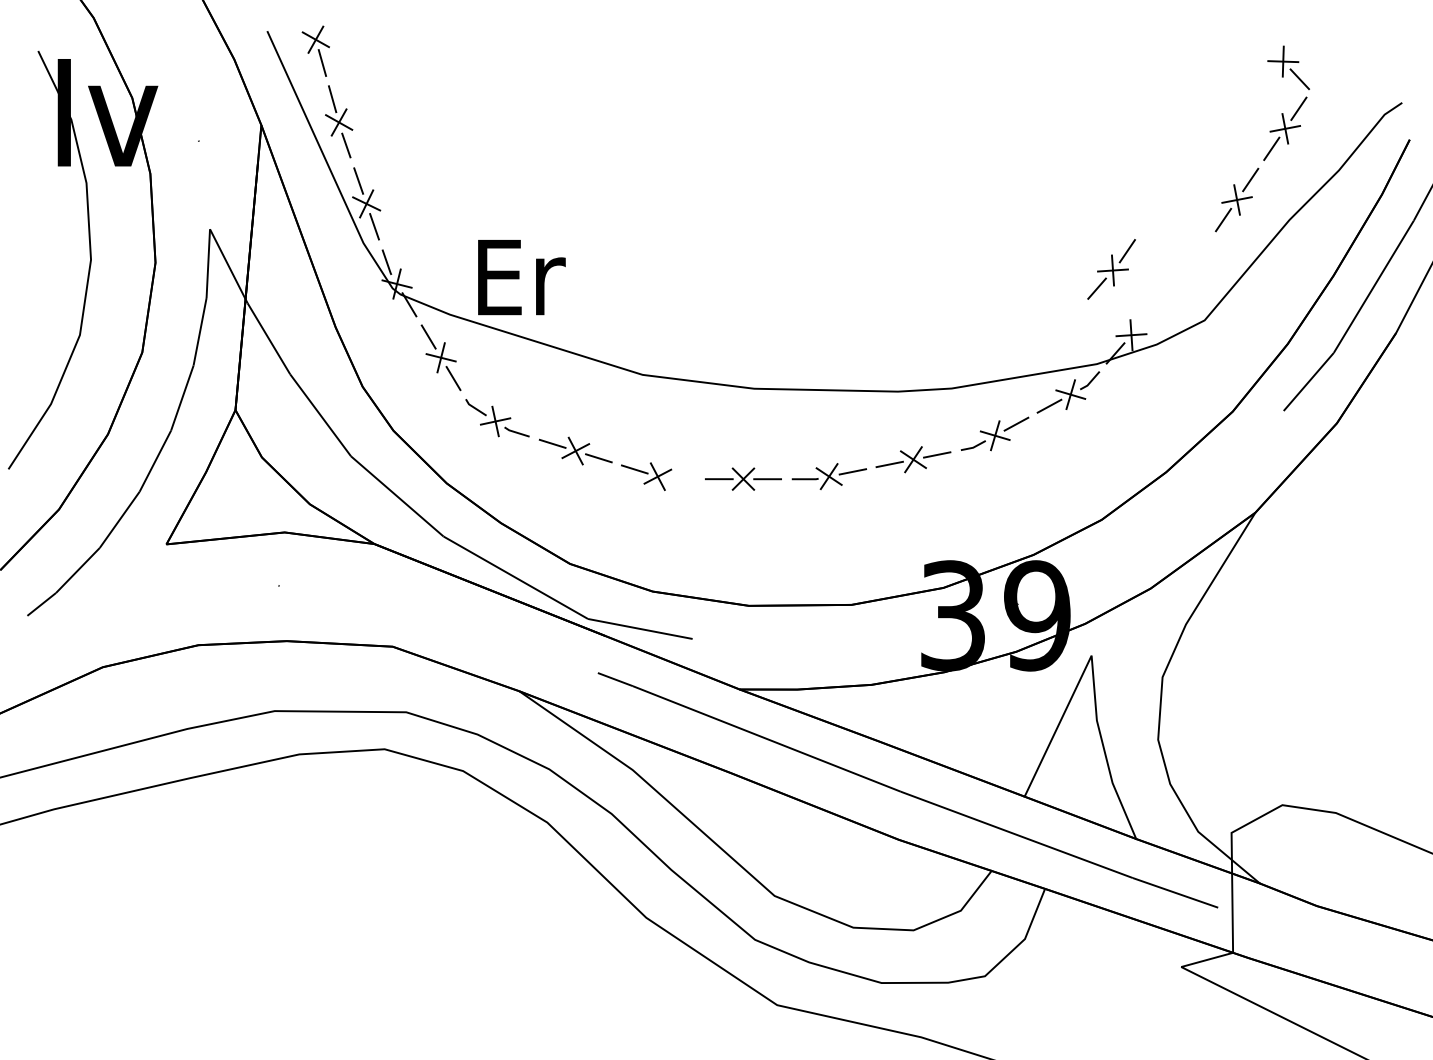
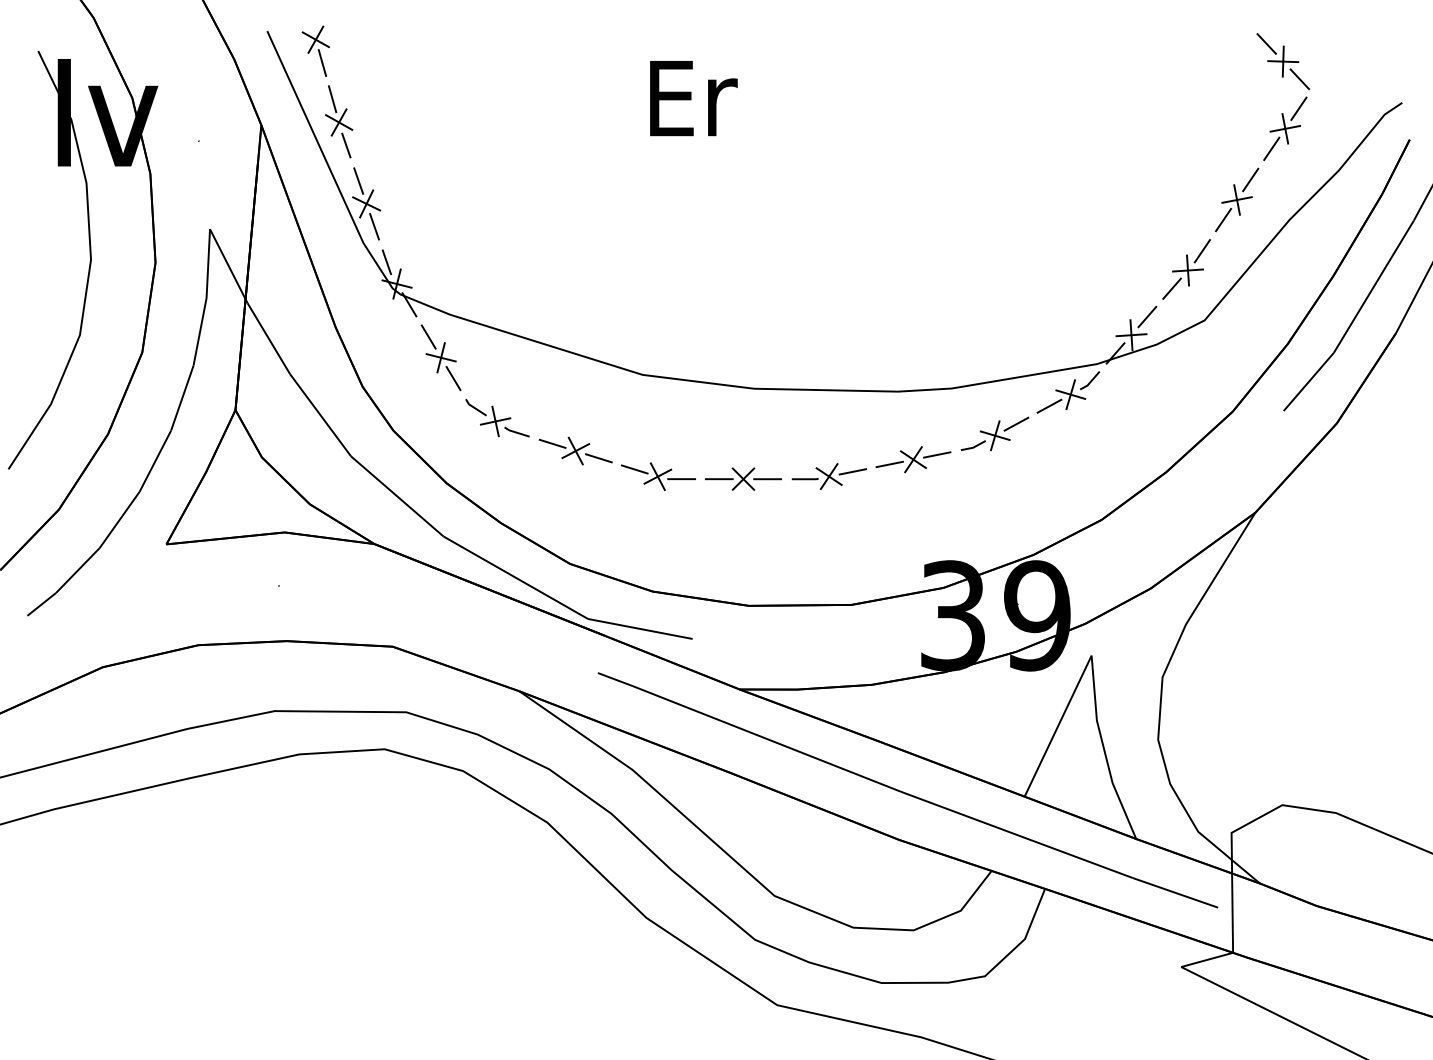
line: none -> present (1266, 43)
part position: (1111, 269) -> (1186, 269) (1186, 269)
text position: (521, 277) -> (693, 98) (693, 98)
line: none -> present (1147, 316)
line: none -> present (681, 479)
